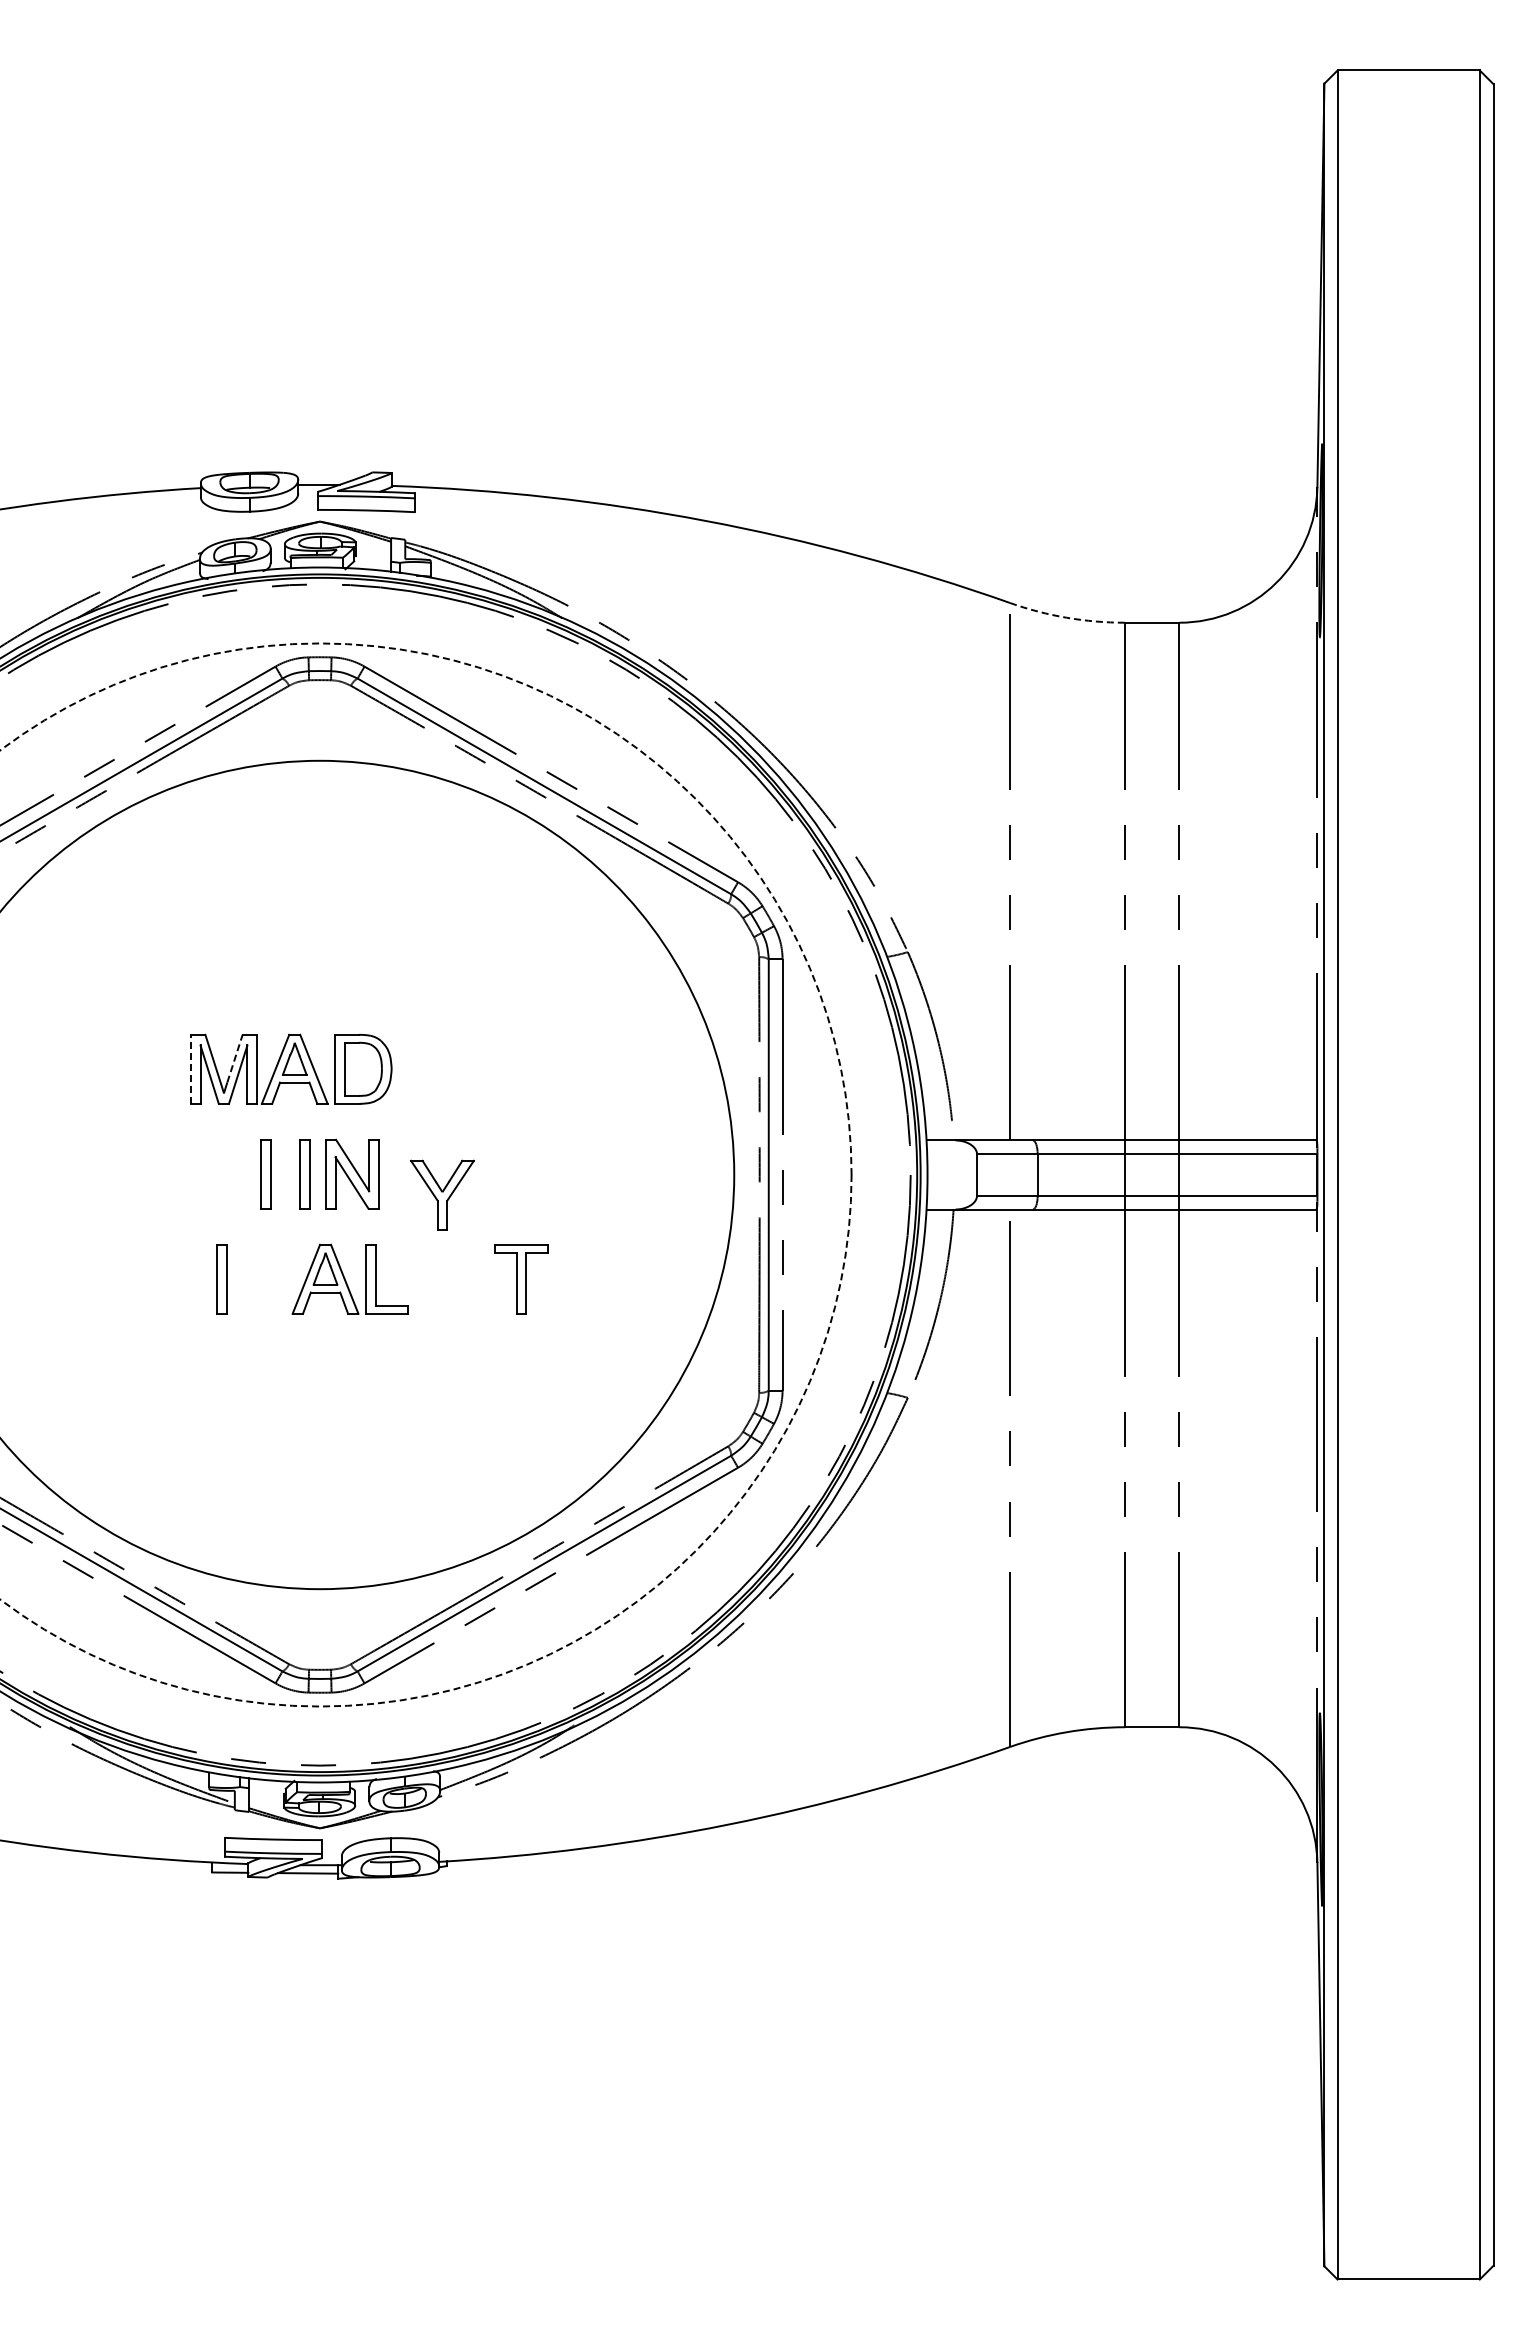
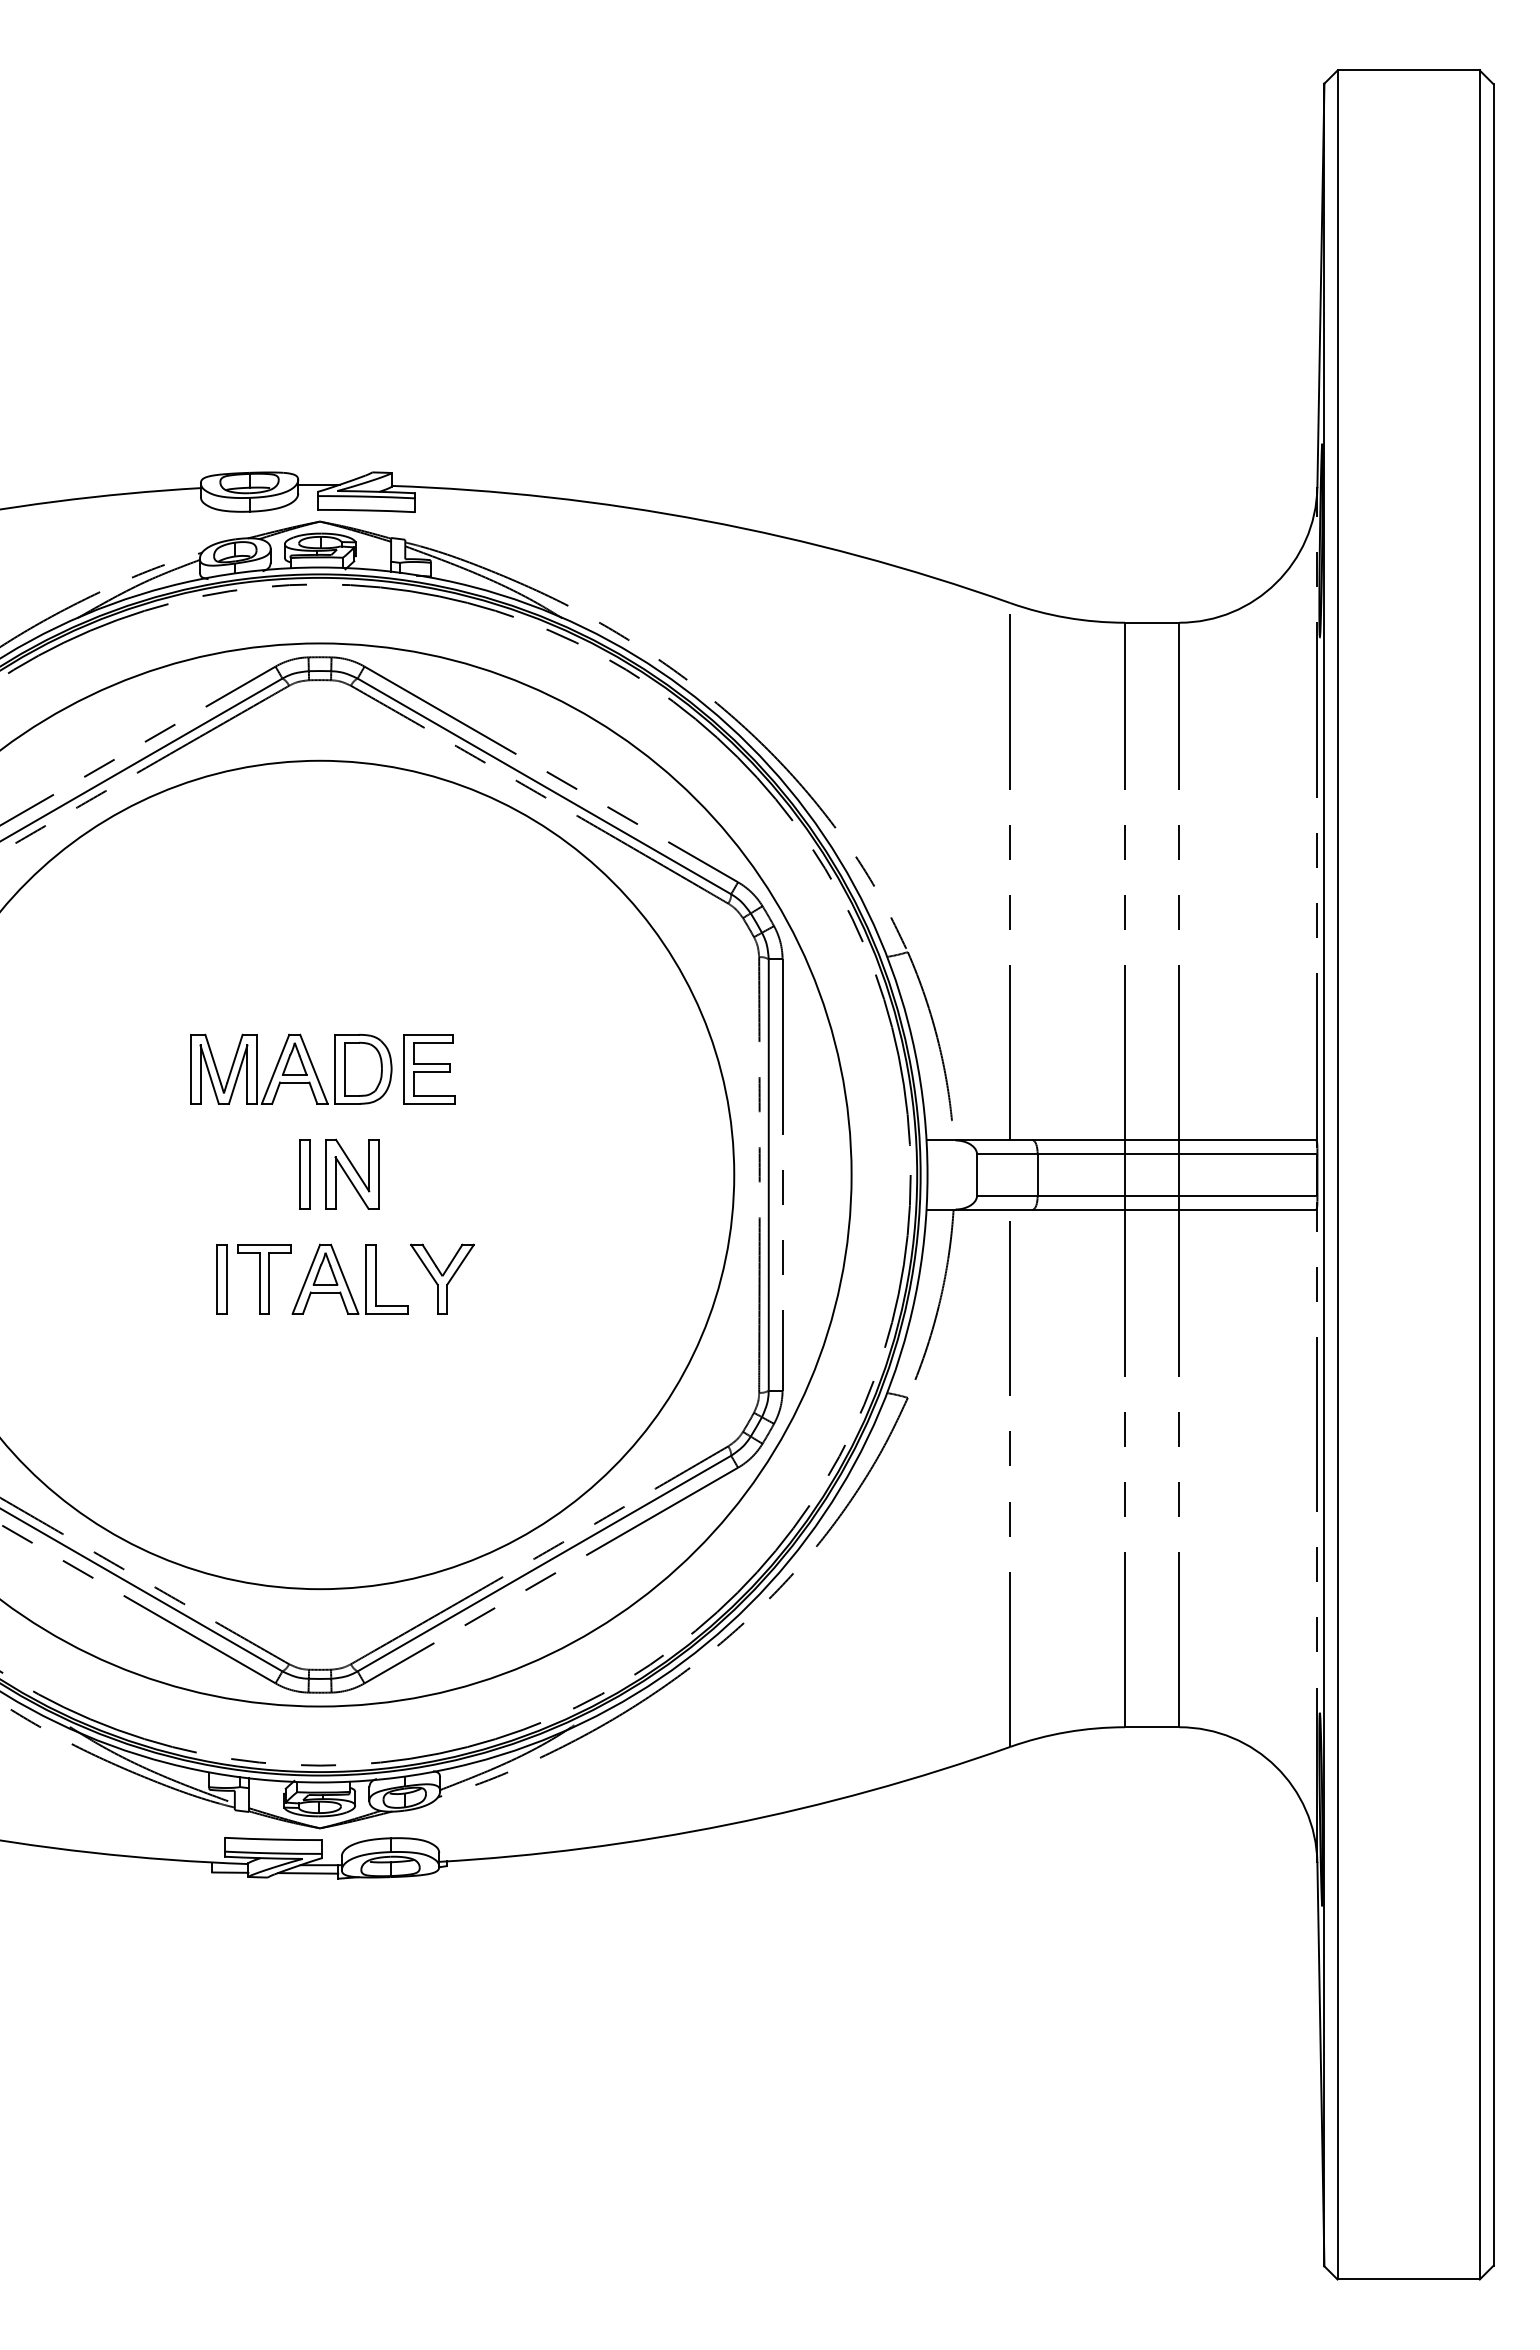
arc: dashed -> solid (1066, 617)
line: dashed -> solid (235, 1058)
line: dashed -> solid (190, 1069)
part: none -> present (429, 1069)
part: present -> none (265, 1174)
circle: dashed -> solid (425, 1174)
part position: (442, 1194) -> (442, 1278) (442, 1278)
part position: (521, 1279) -> (264, 1279) (264, 1279)
